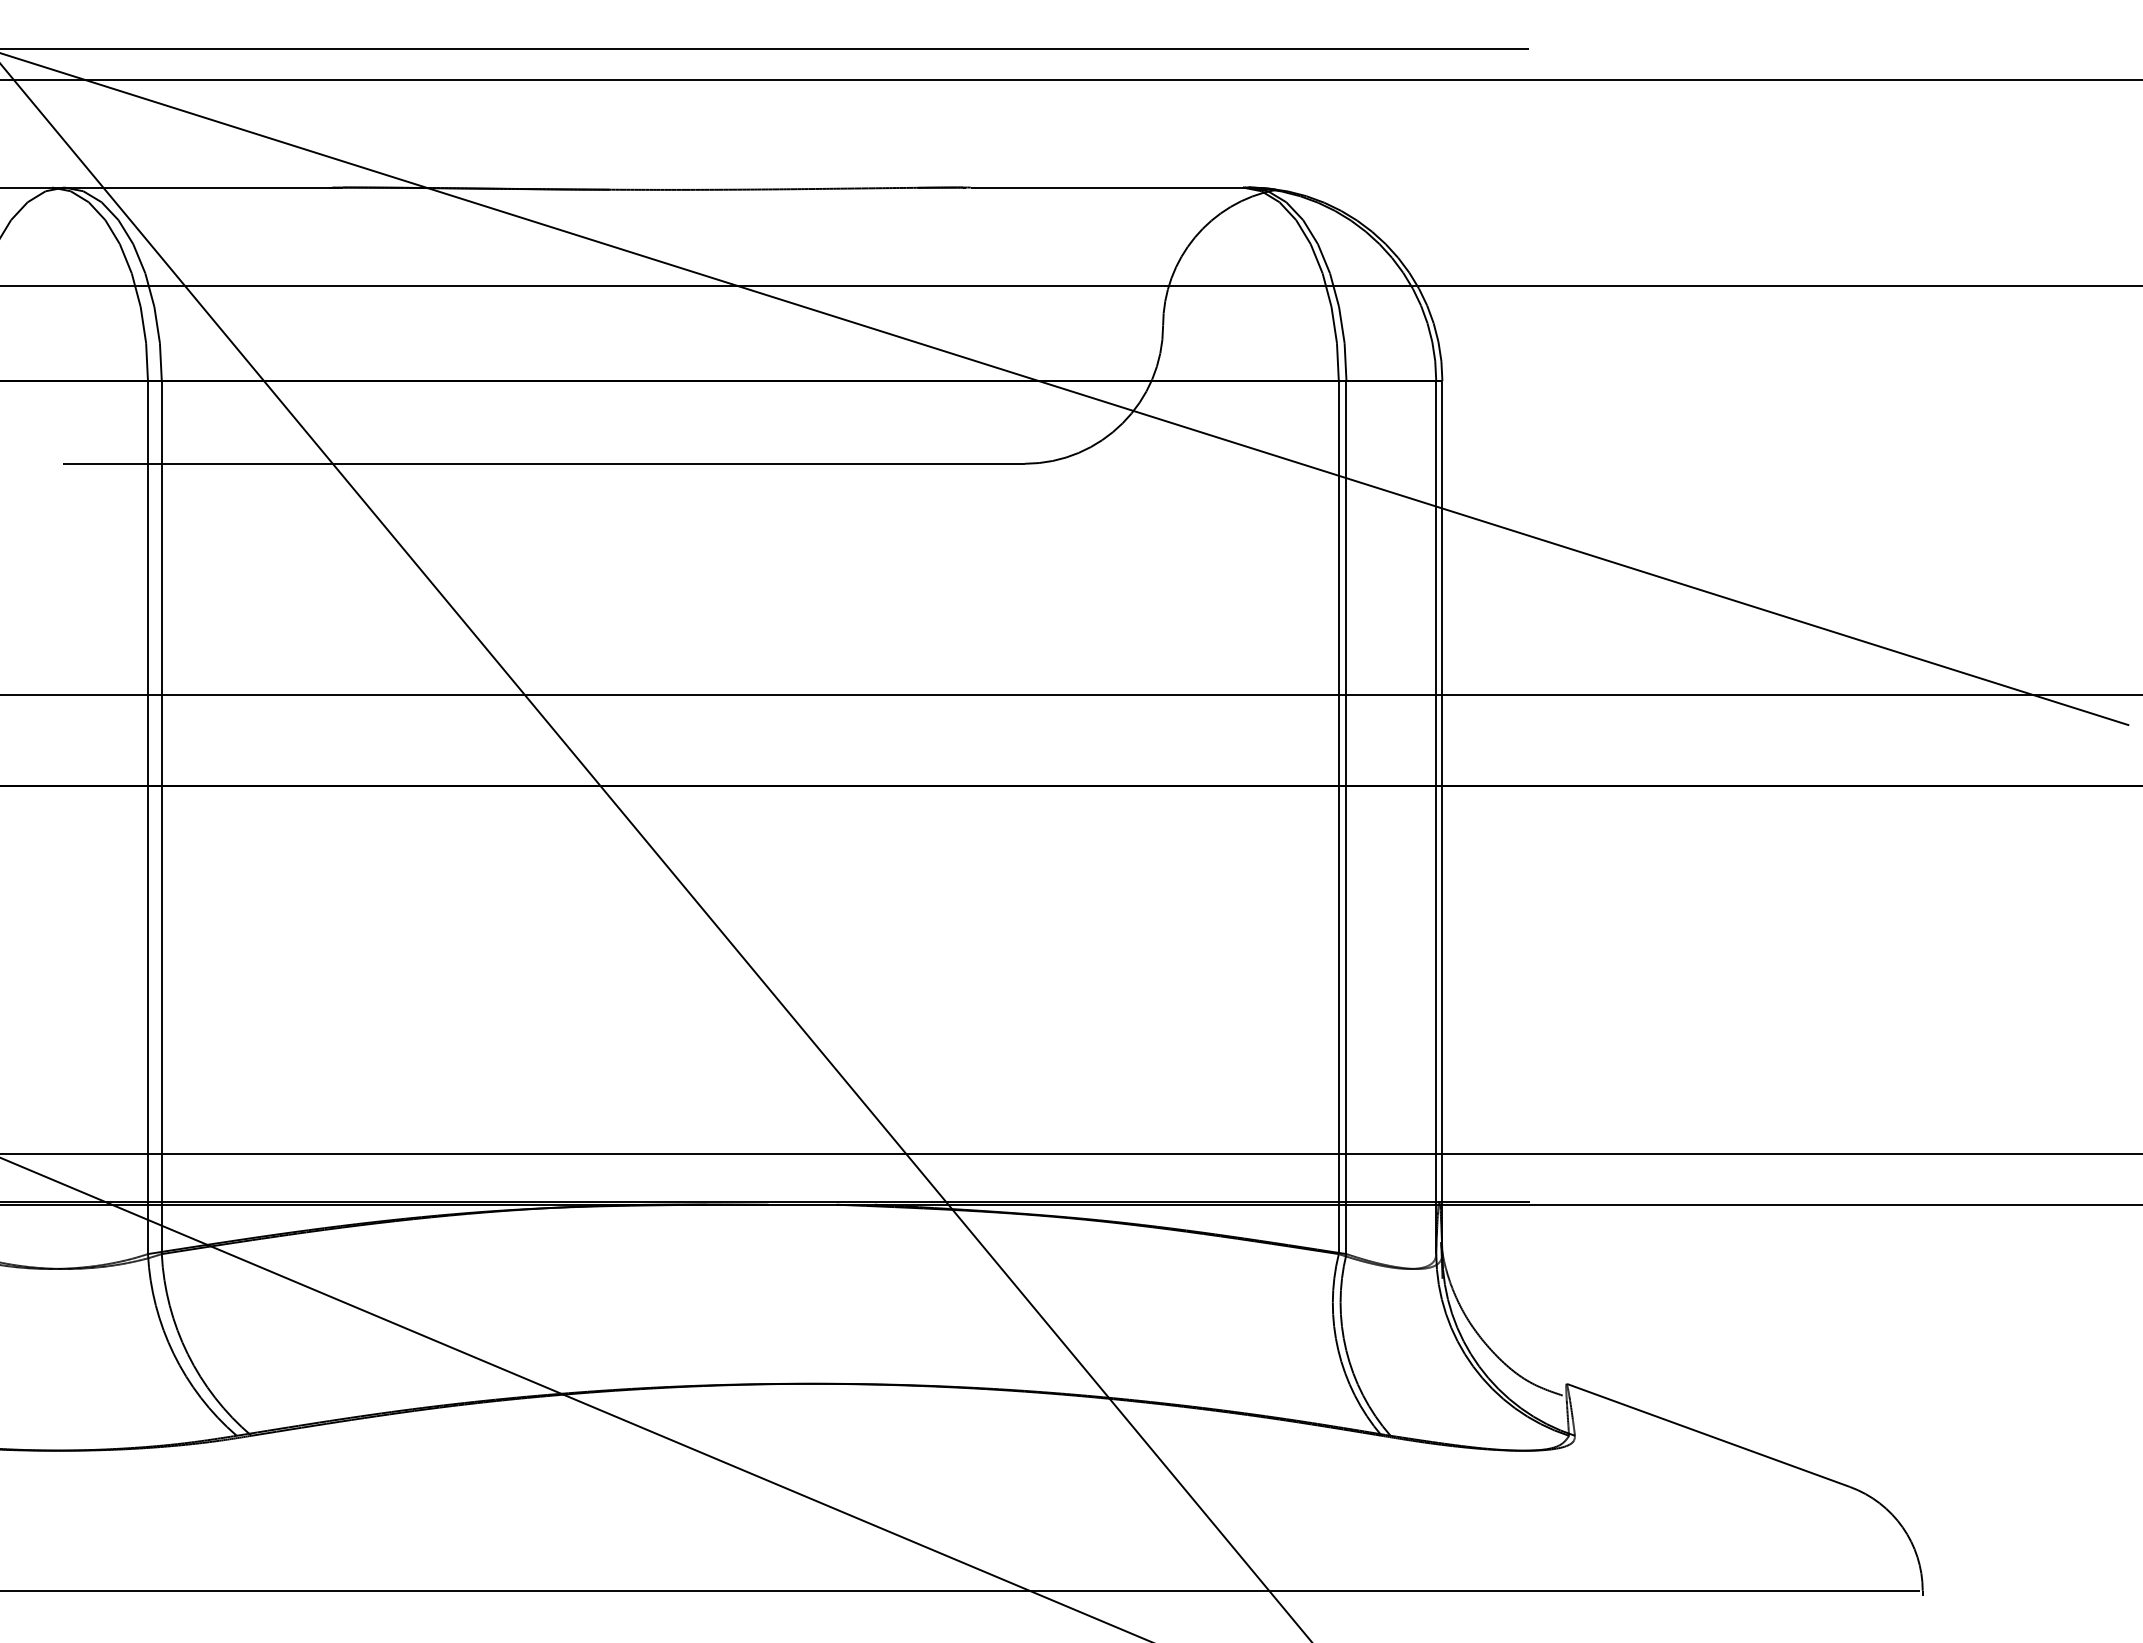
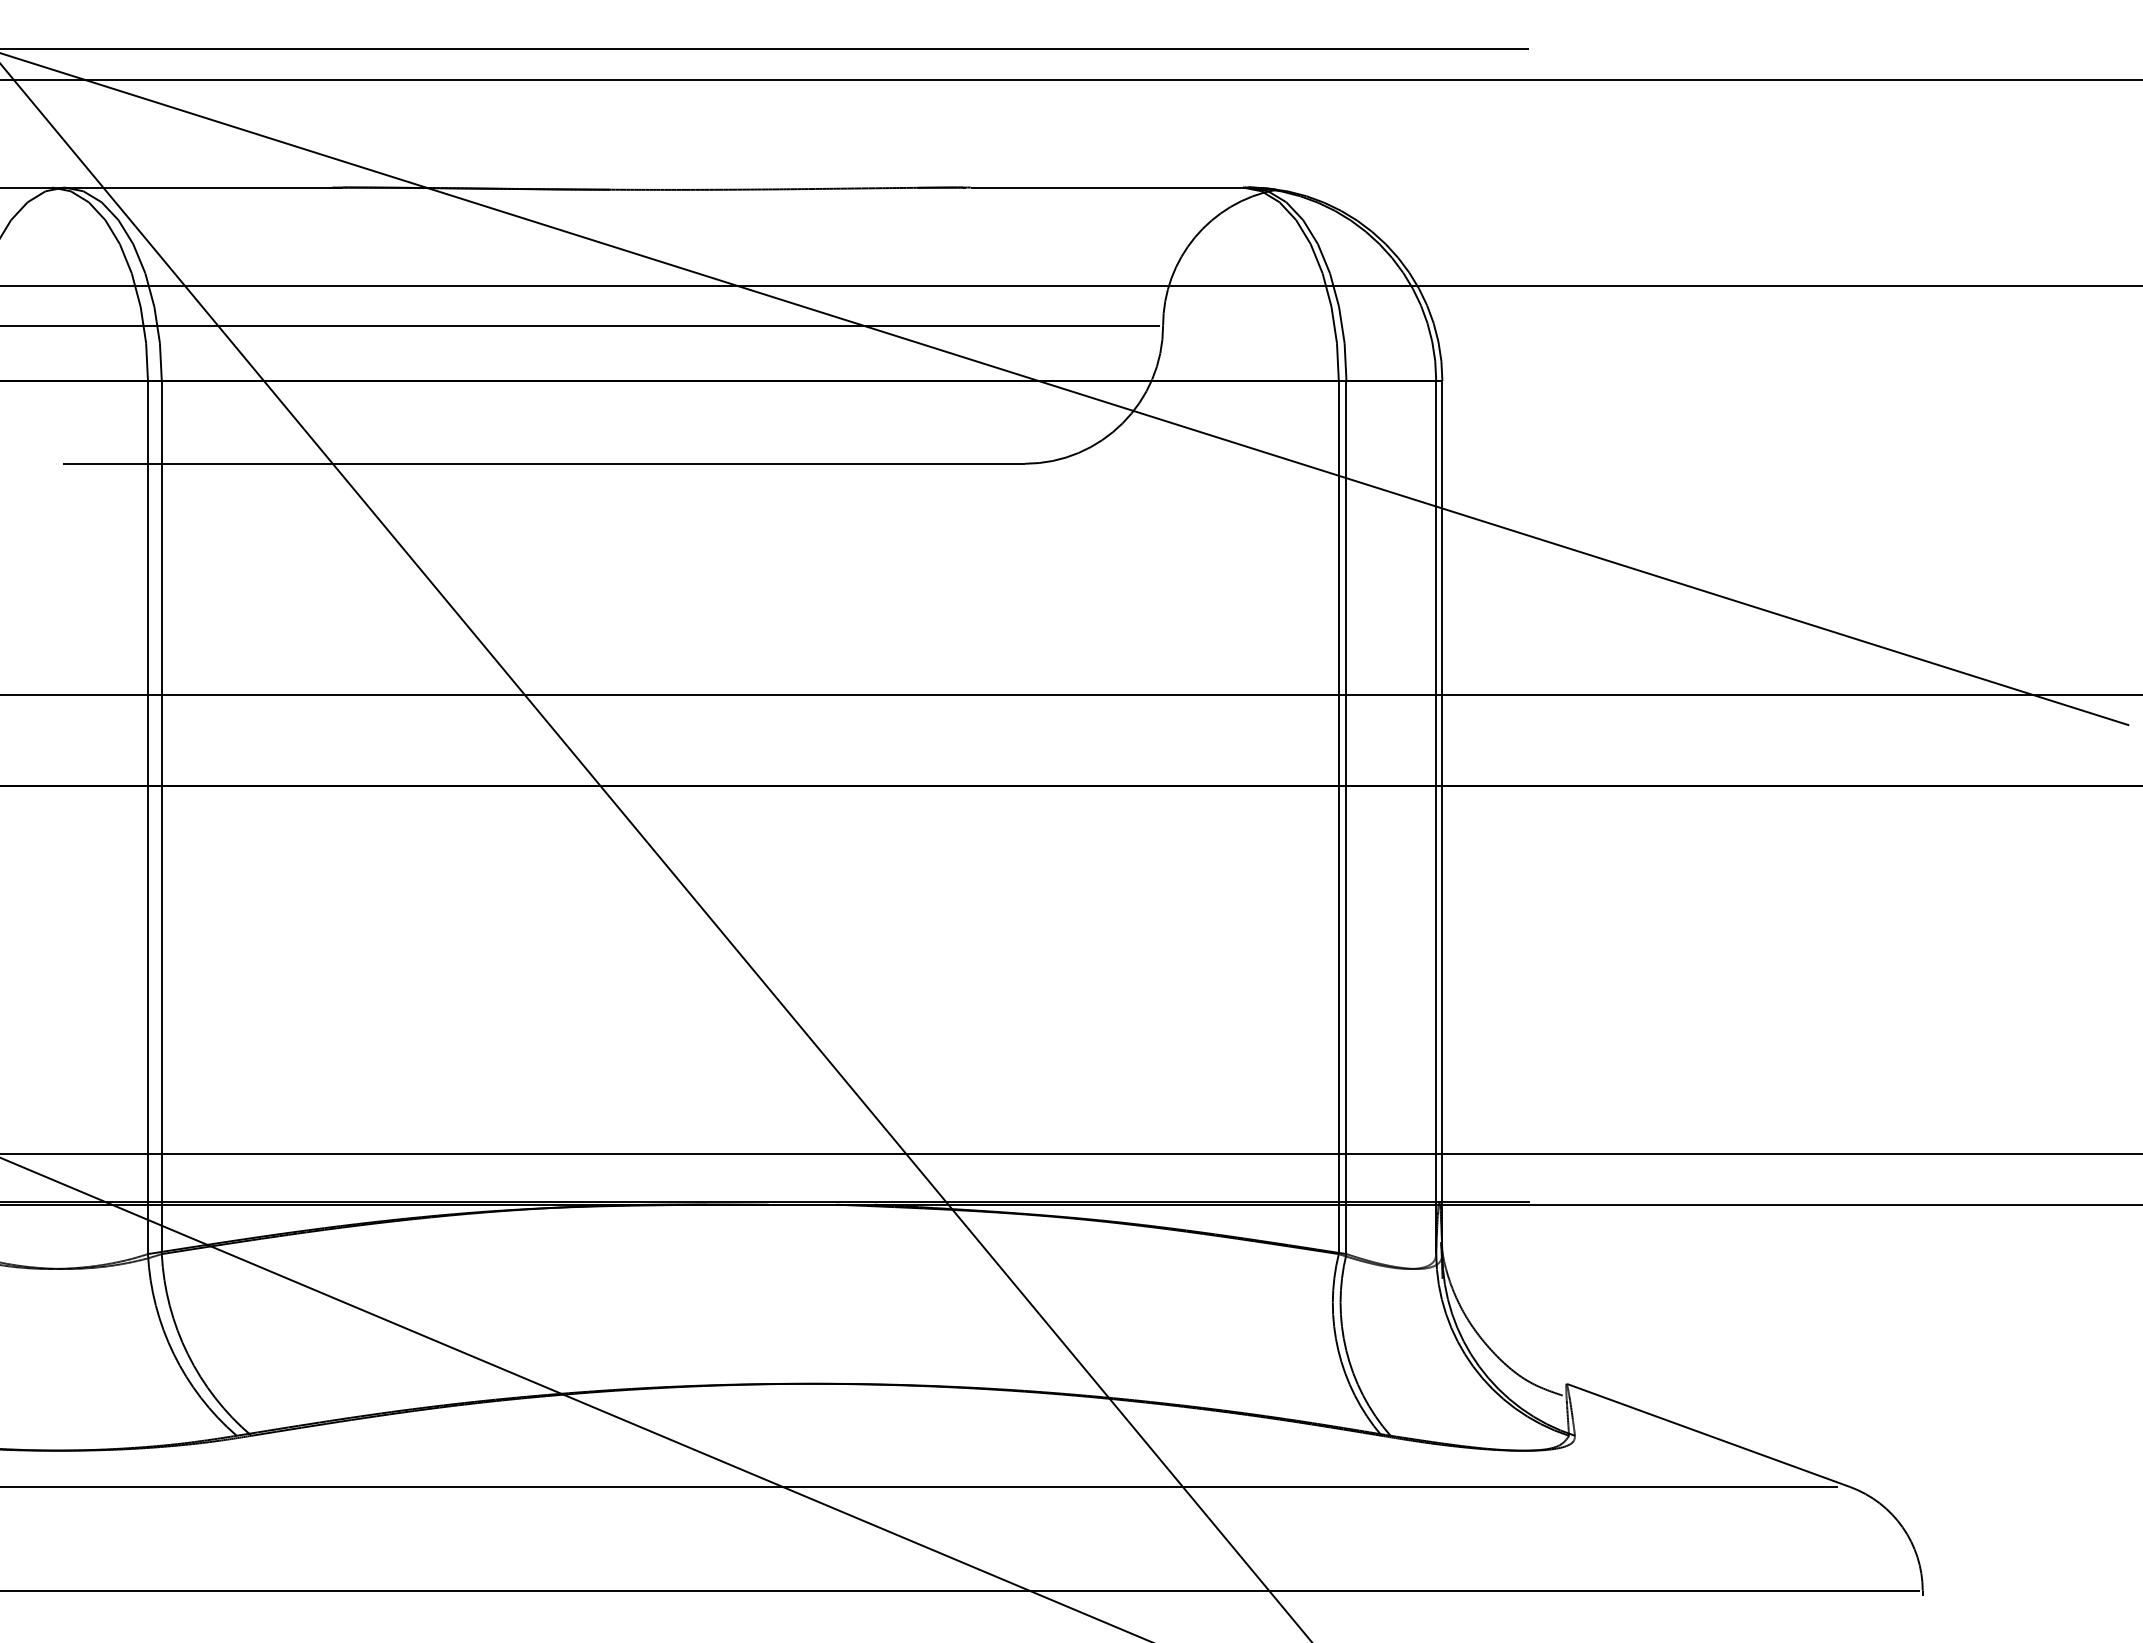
line: none -> present (581, 325)
line: none -> present (919, 1486)
